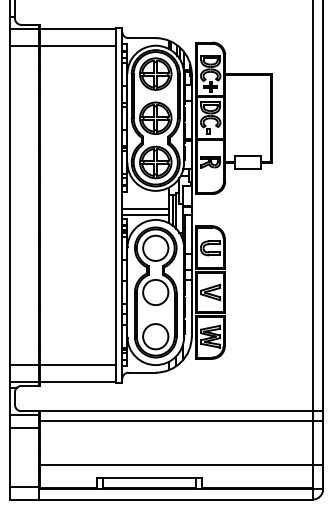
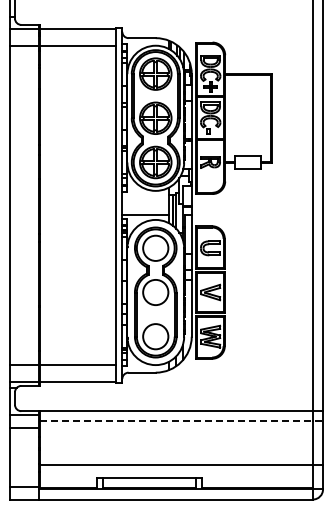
line: present -> none (145, 208)
line: solid -> dashed (182, 421)
